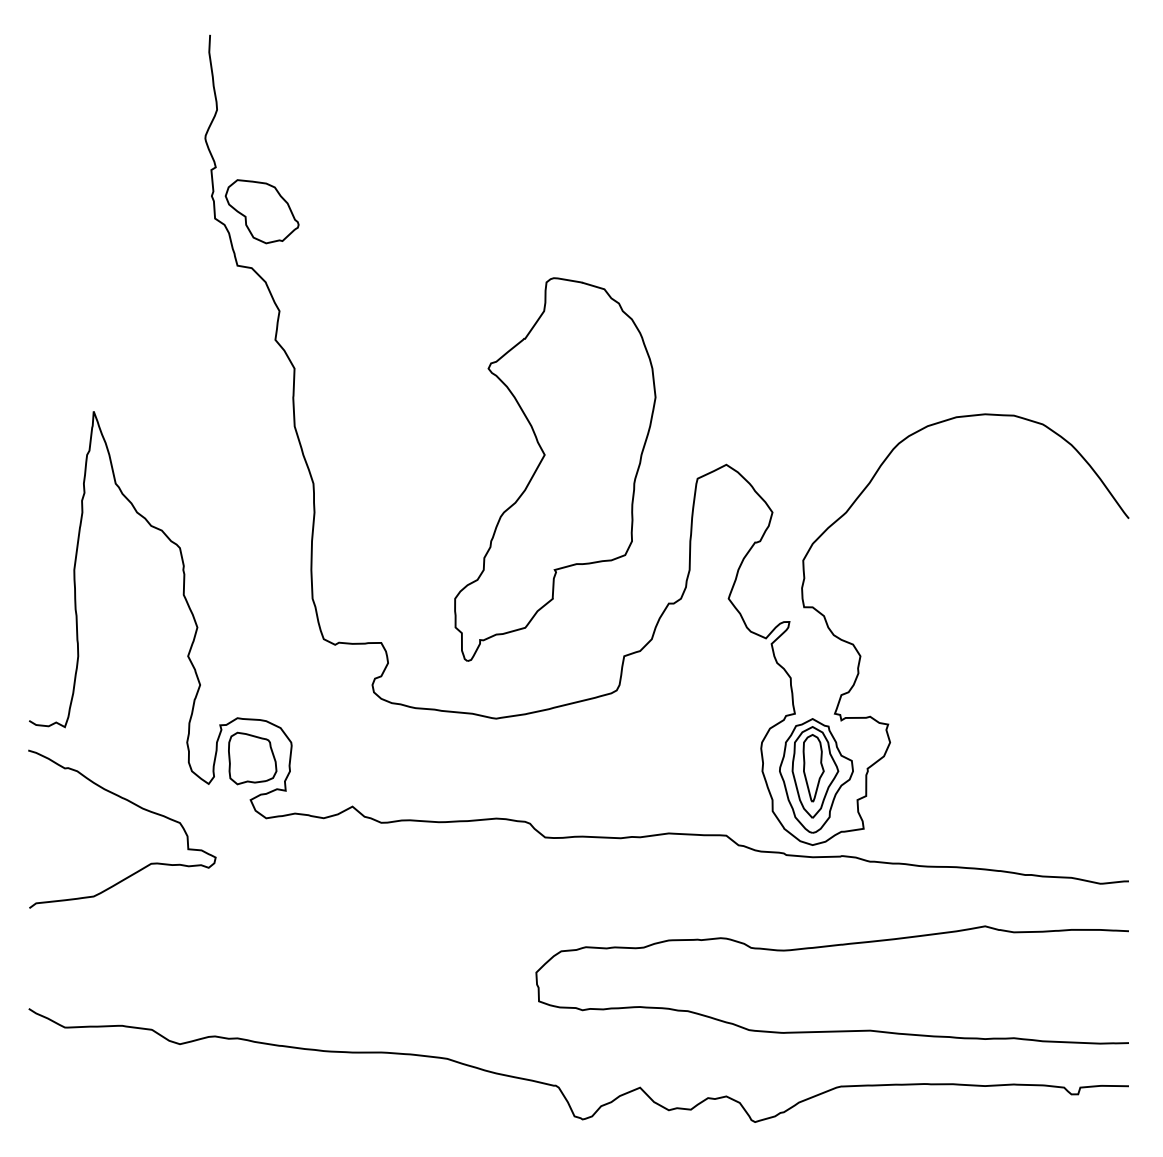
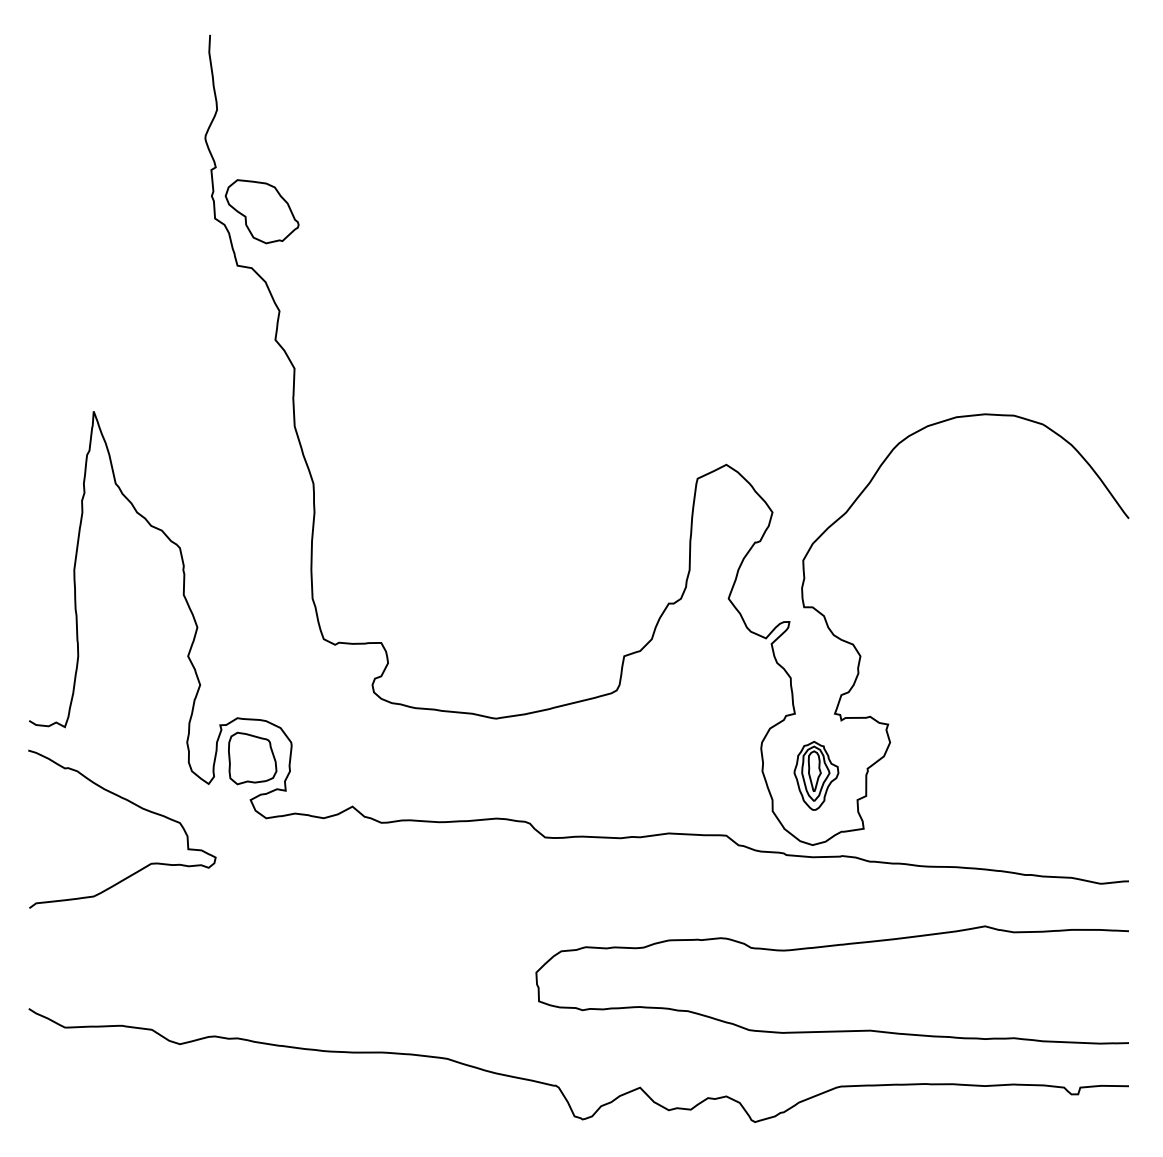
part: present -> none (555, 469)
part size: 75x116 px -> 47x71 px (816, 775)
